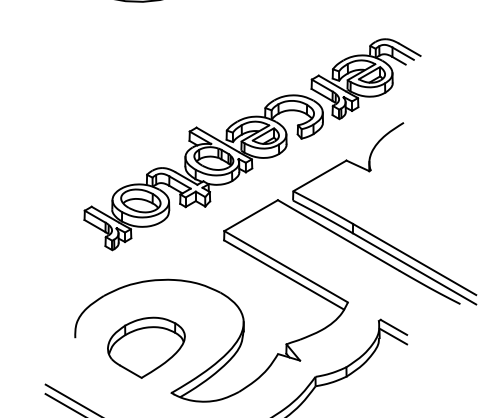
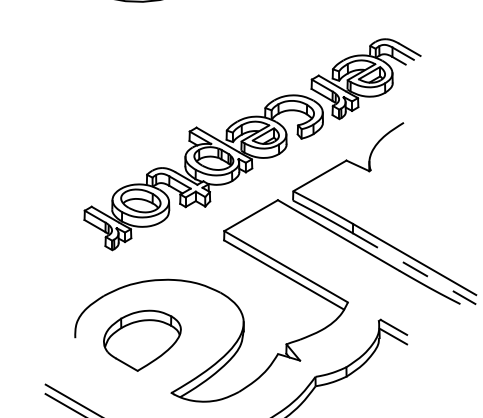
line: solid -> dashed (414, 269)
part position: (146, 347) -> (142, 340) (142, 340)
